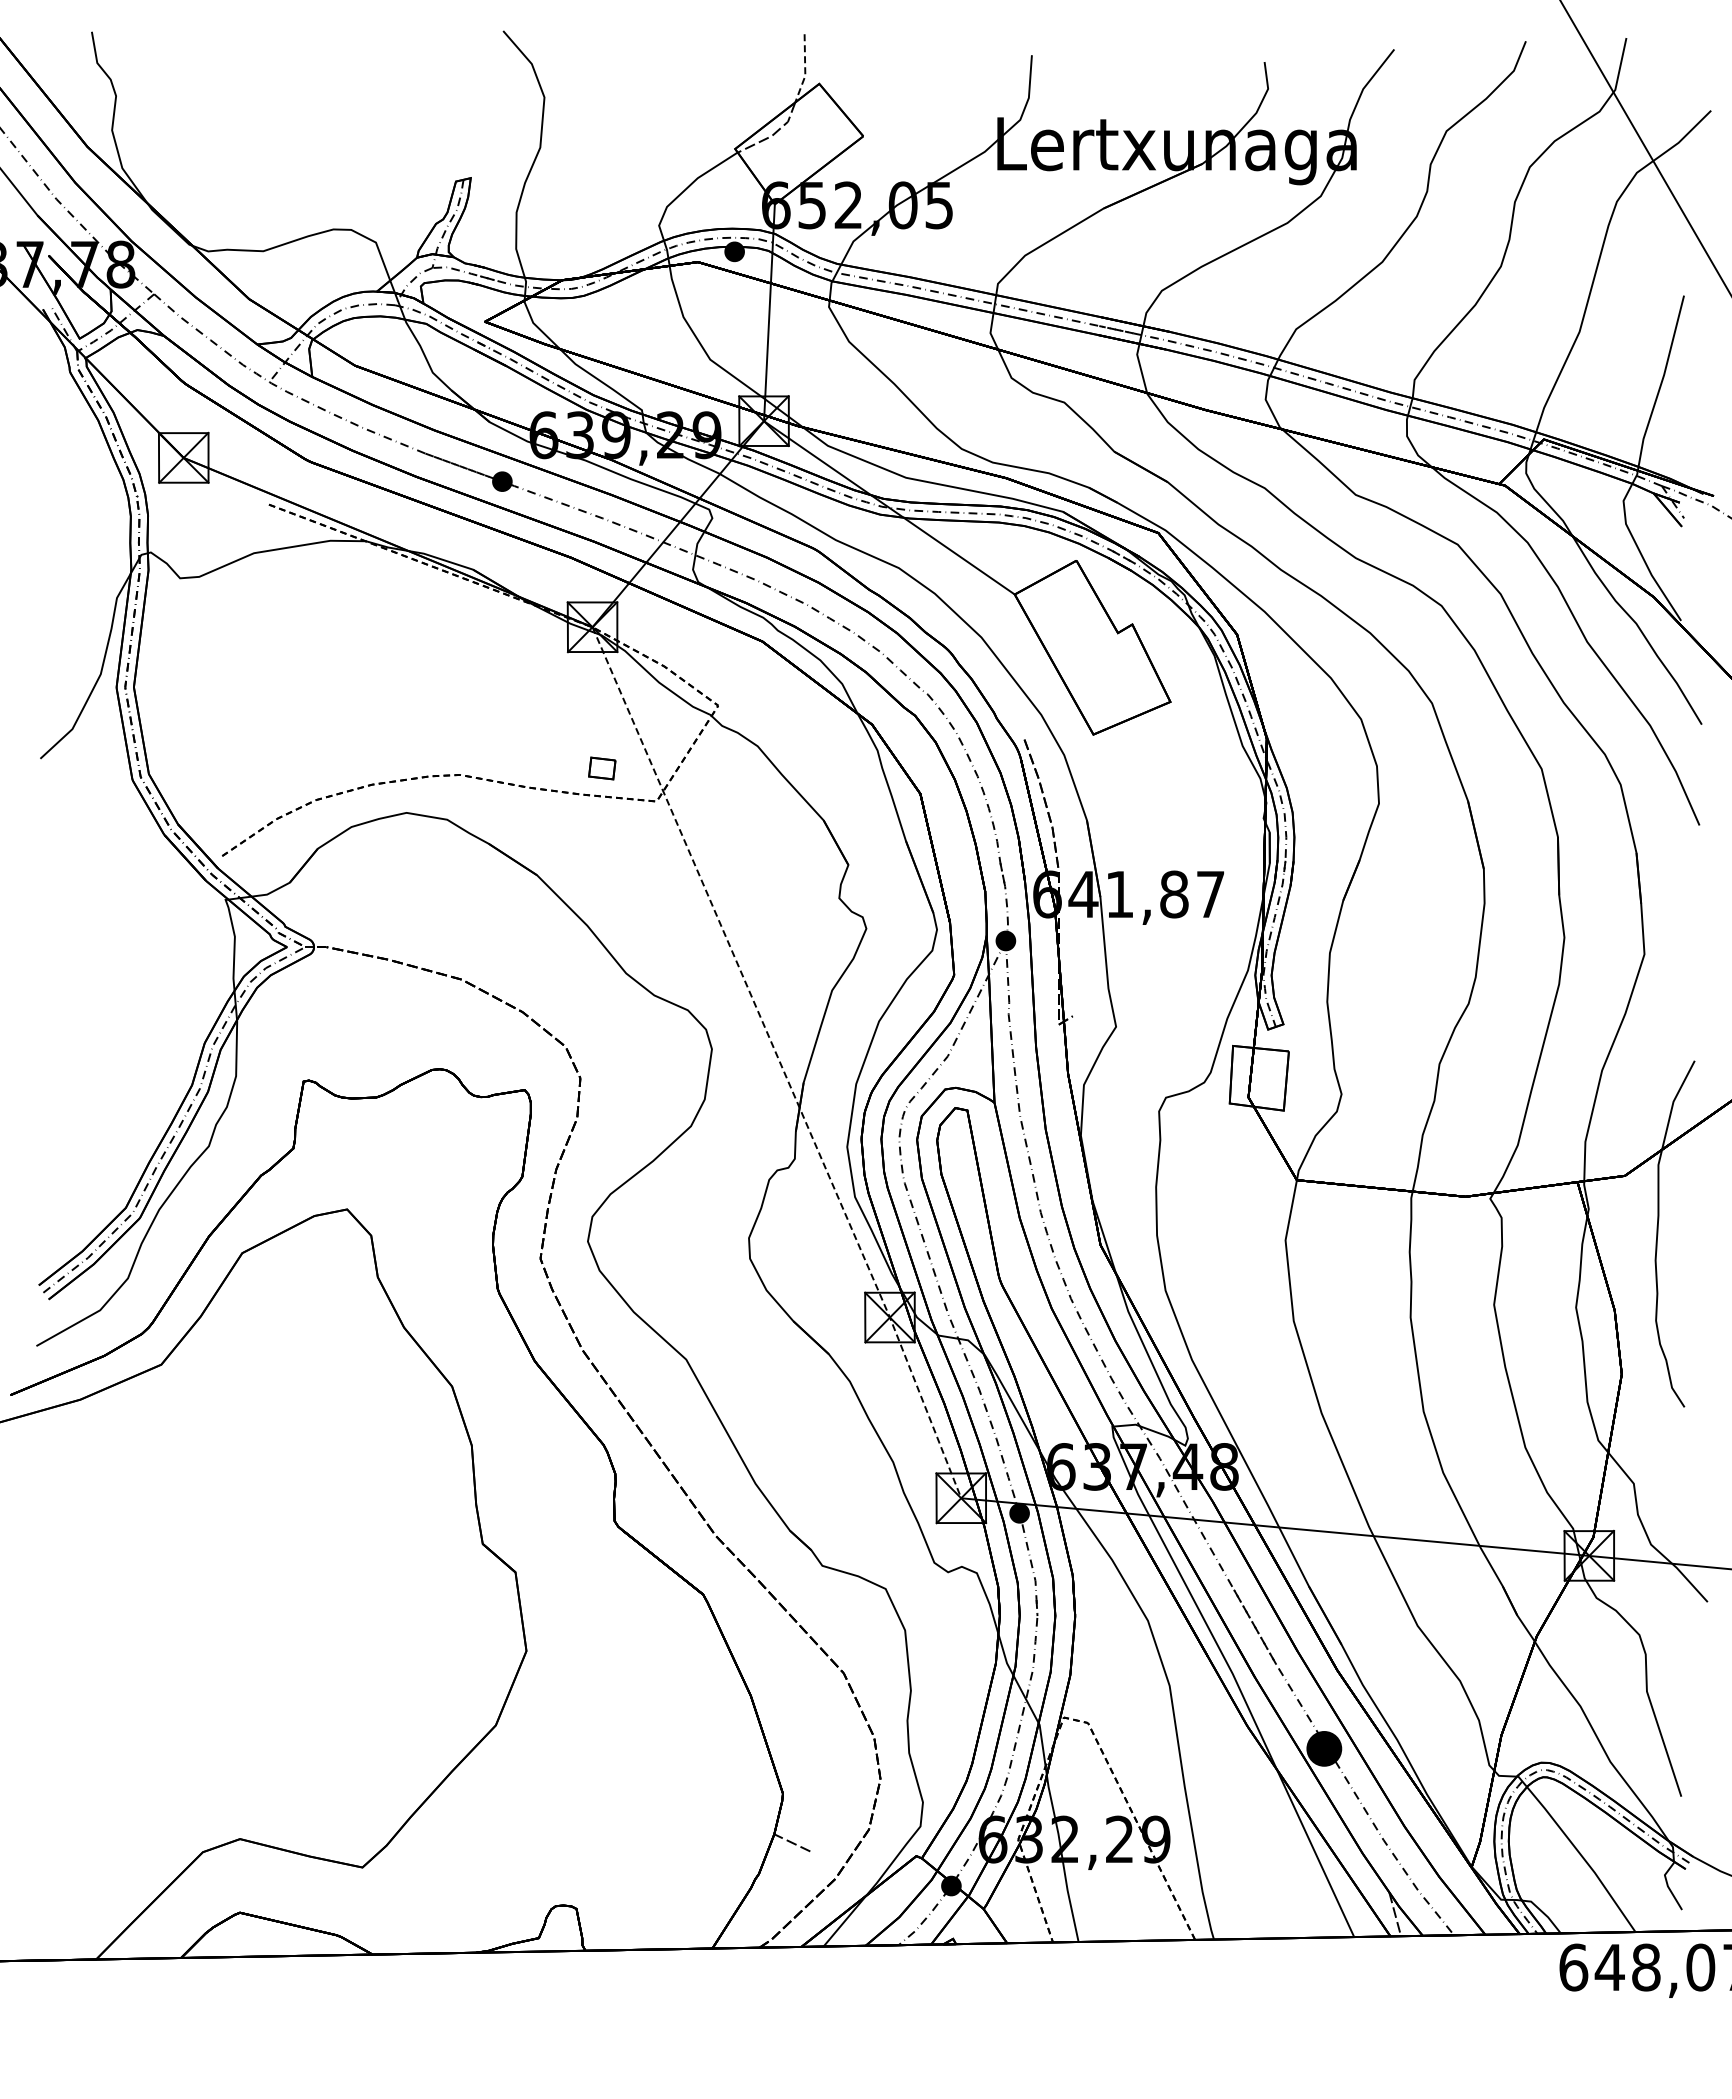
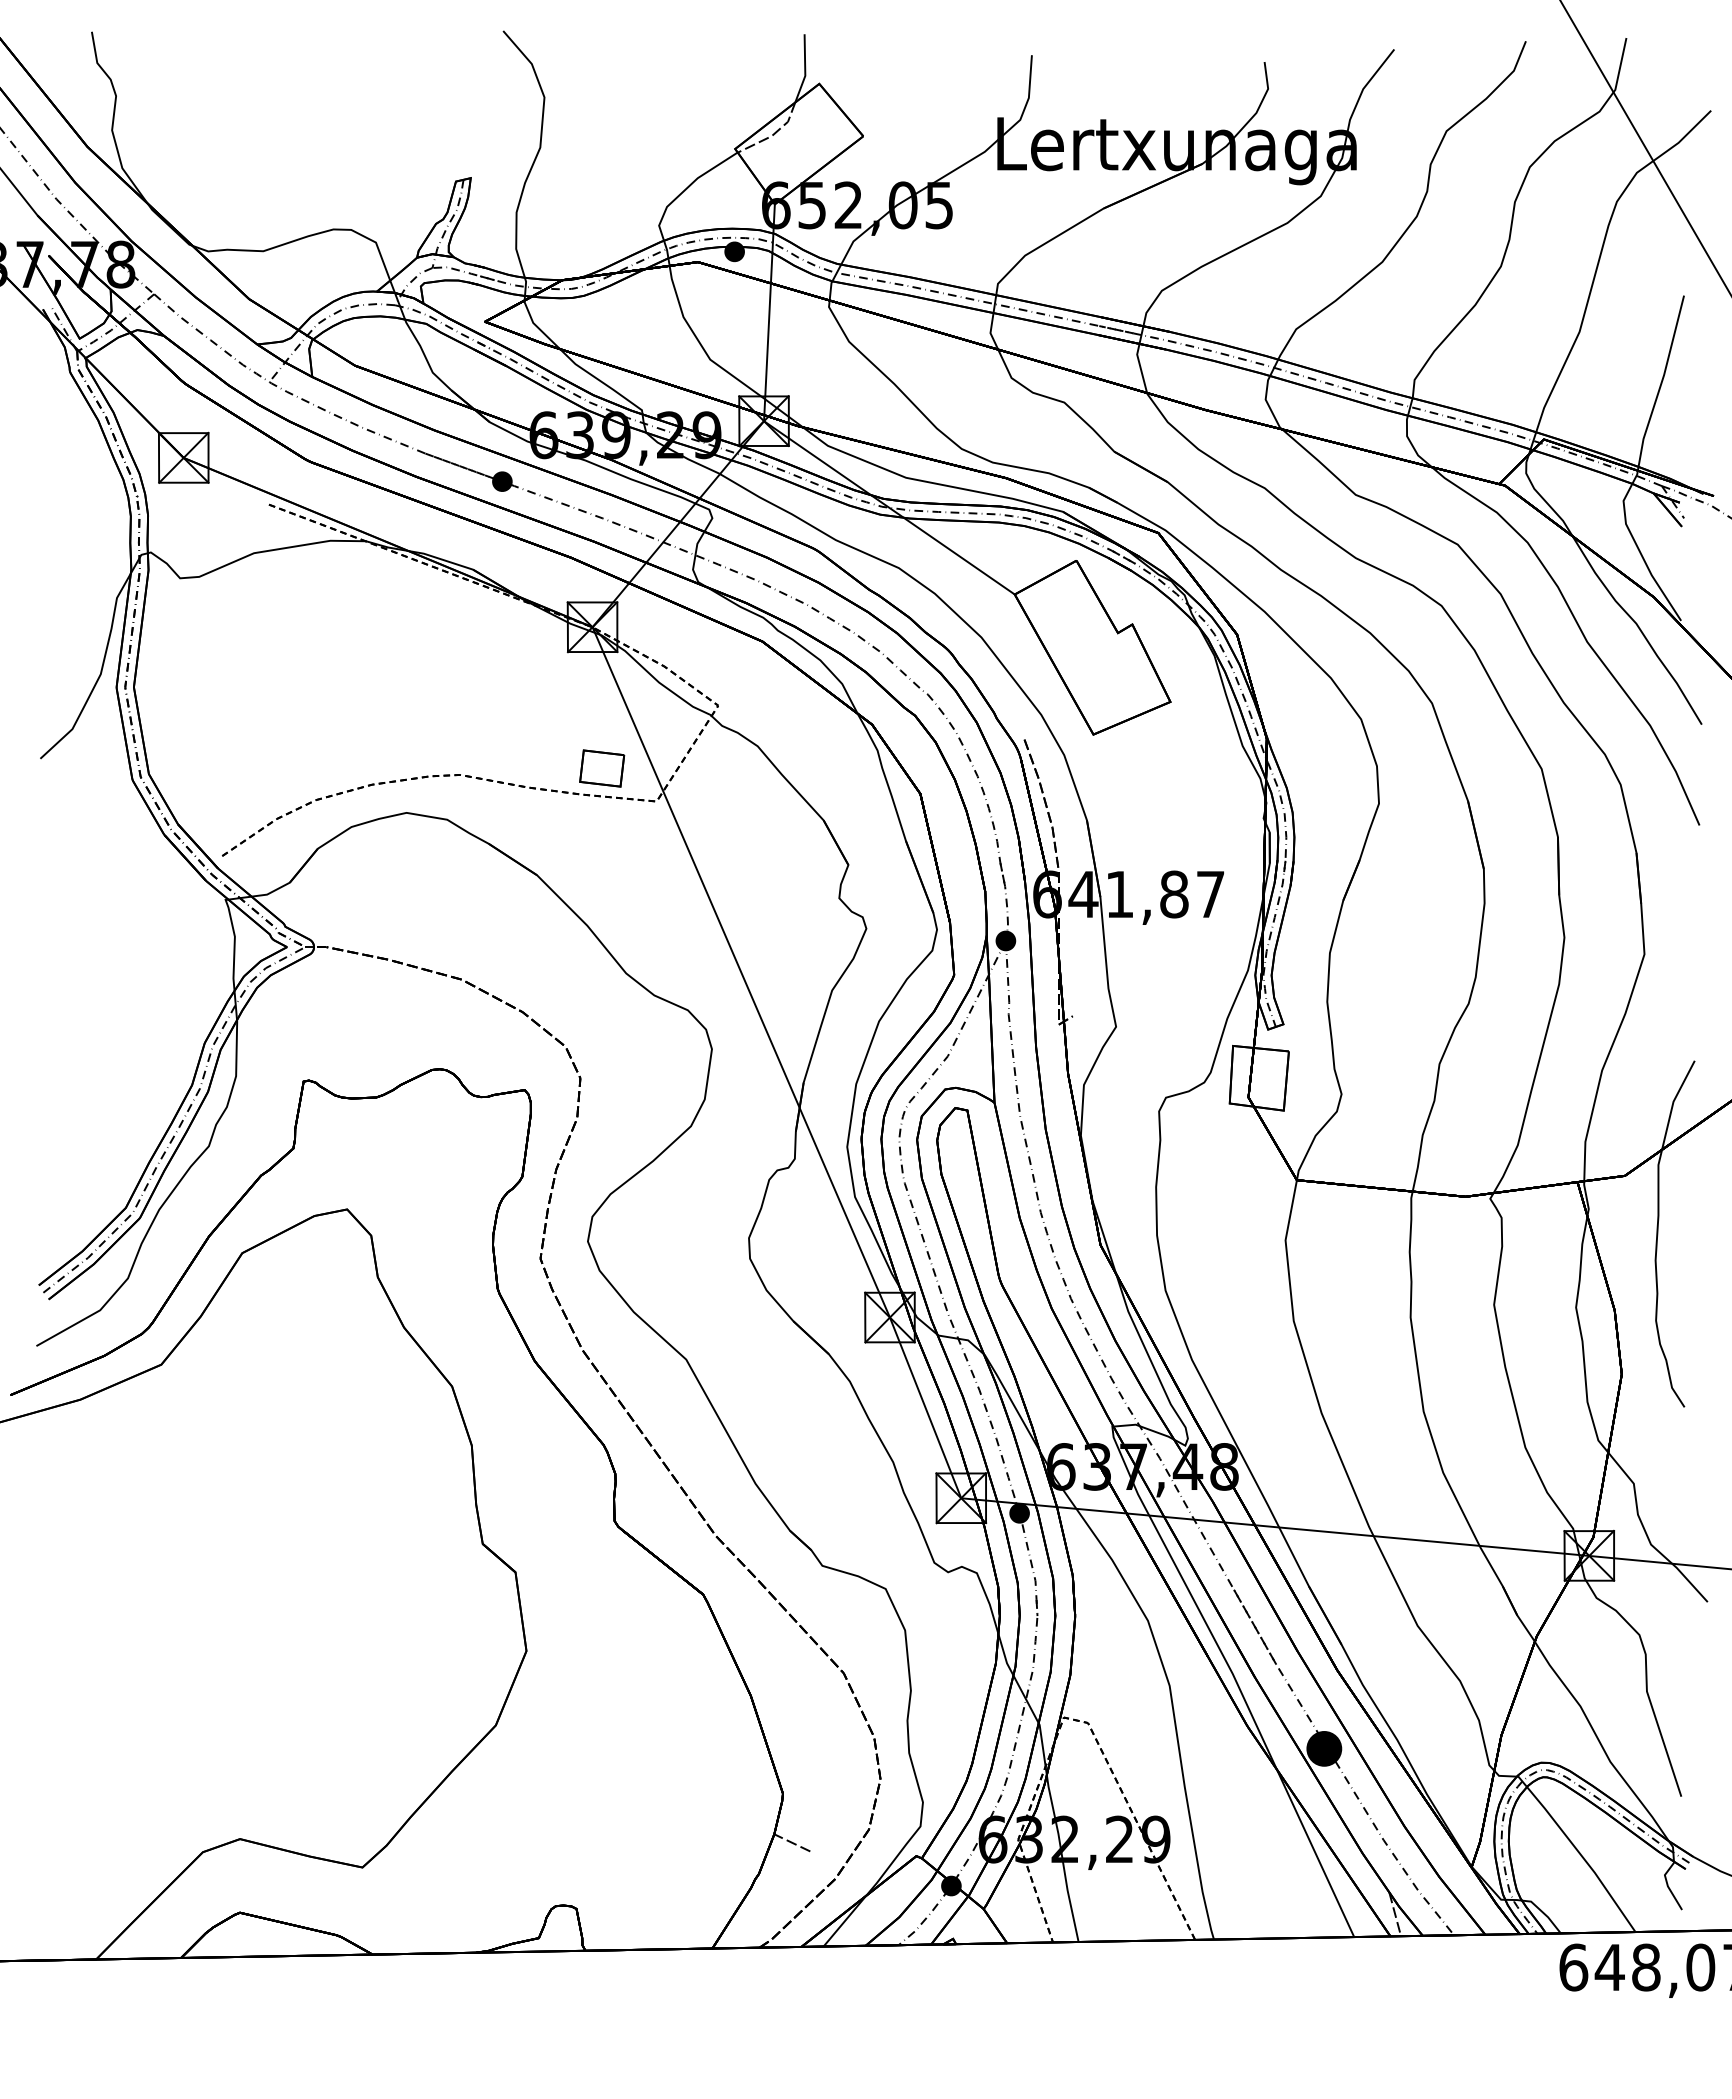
line: dashed -> solid (805, 69)
part size: 29x25 px -> 47x39 px (602, 768)
line: dashed -> solid (780, 1062)
